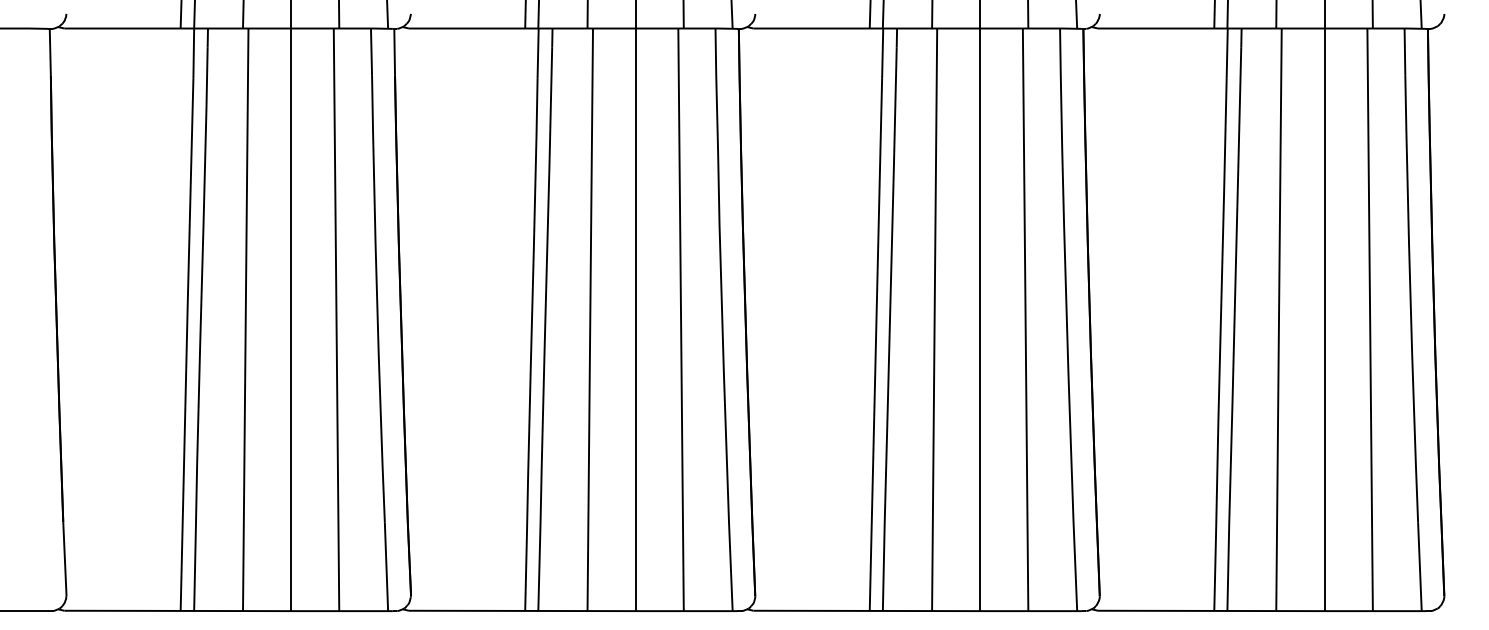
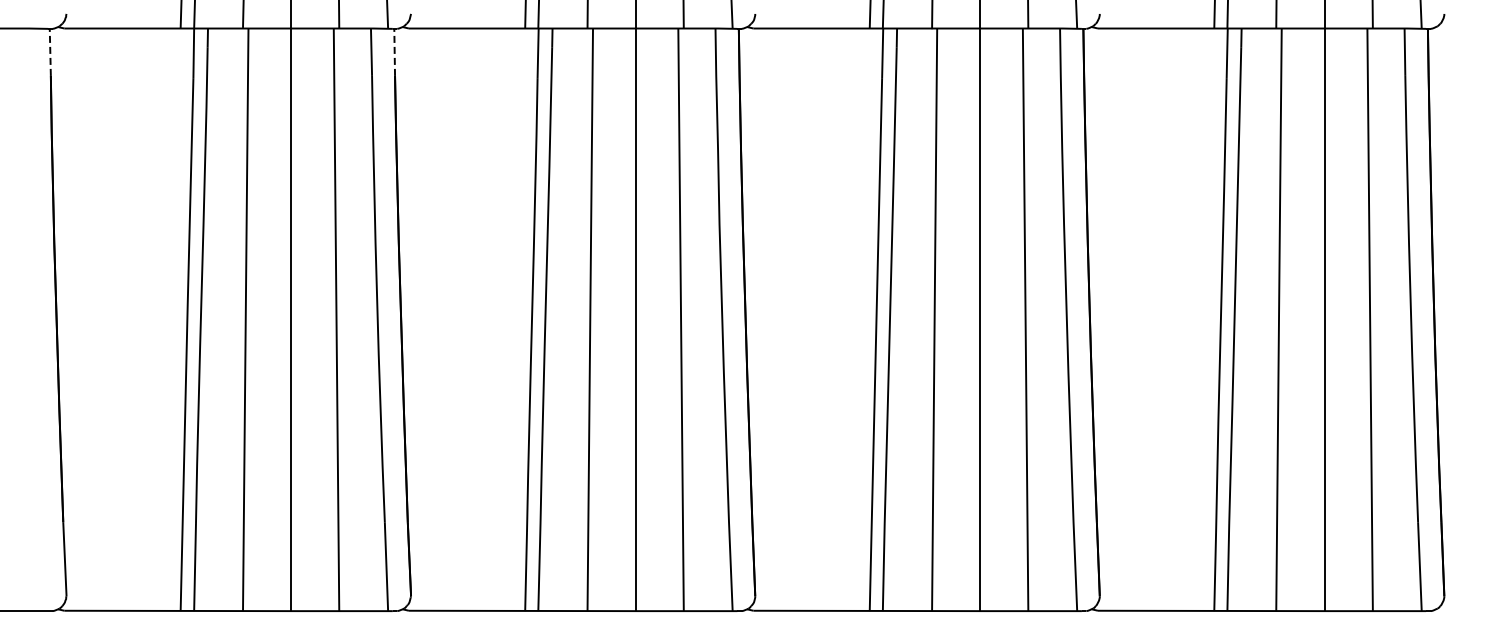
line: solid -> dashed (50, 52)
line: solid -> dashed (394, 52)
